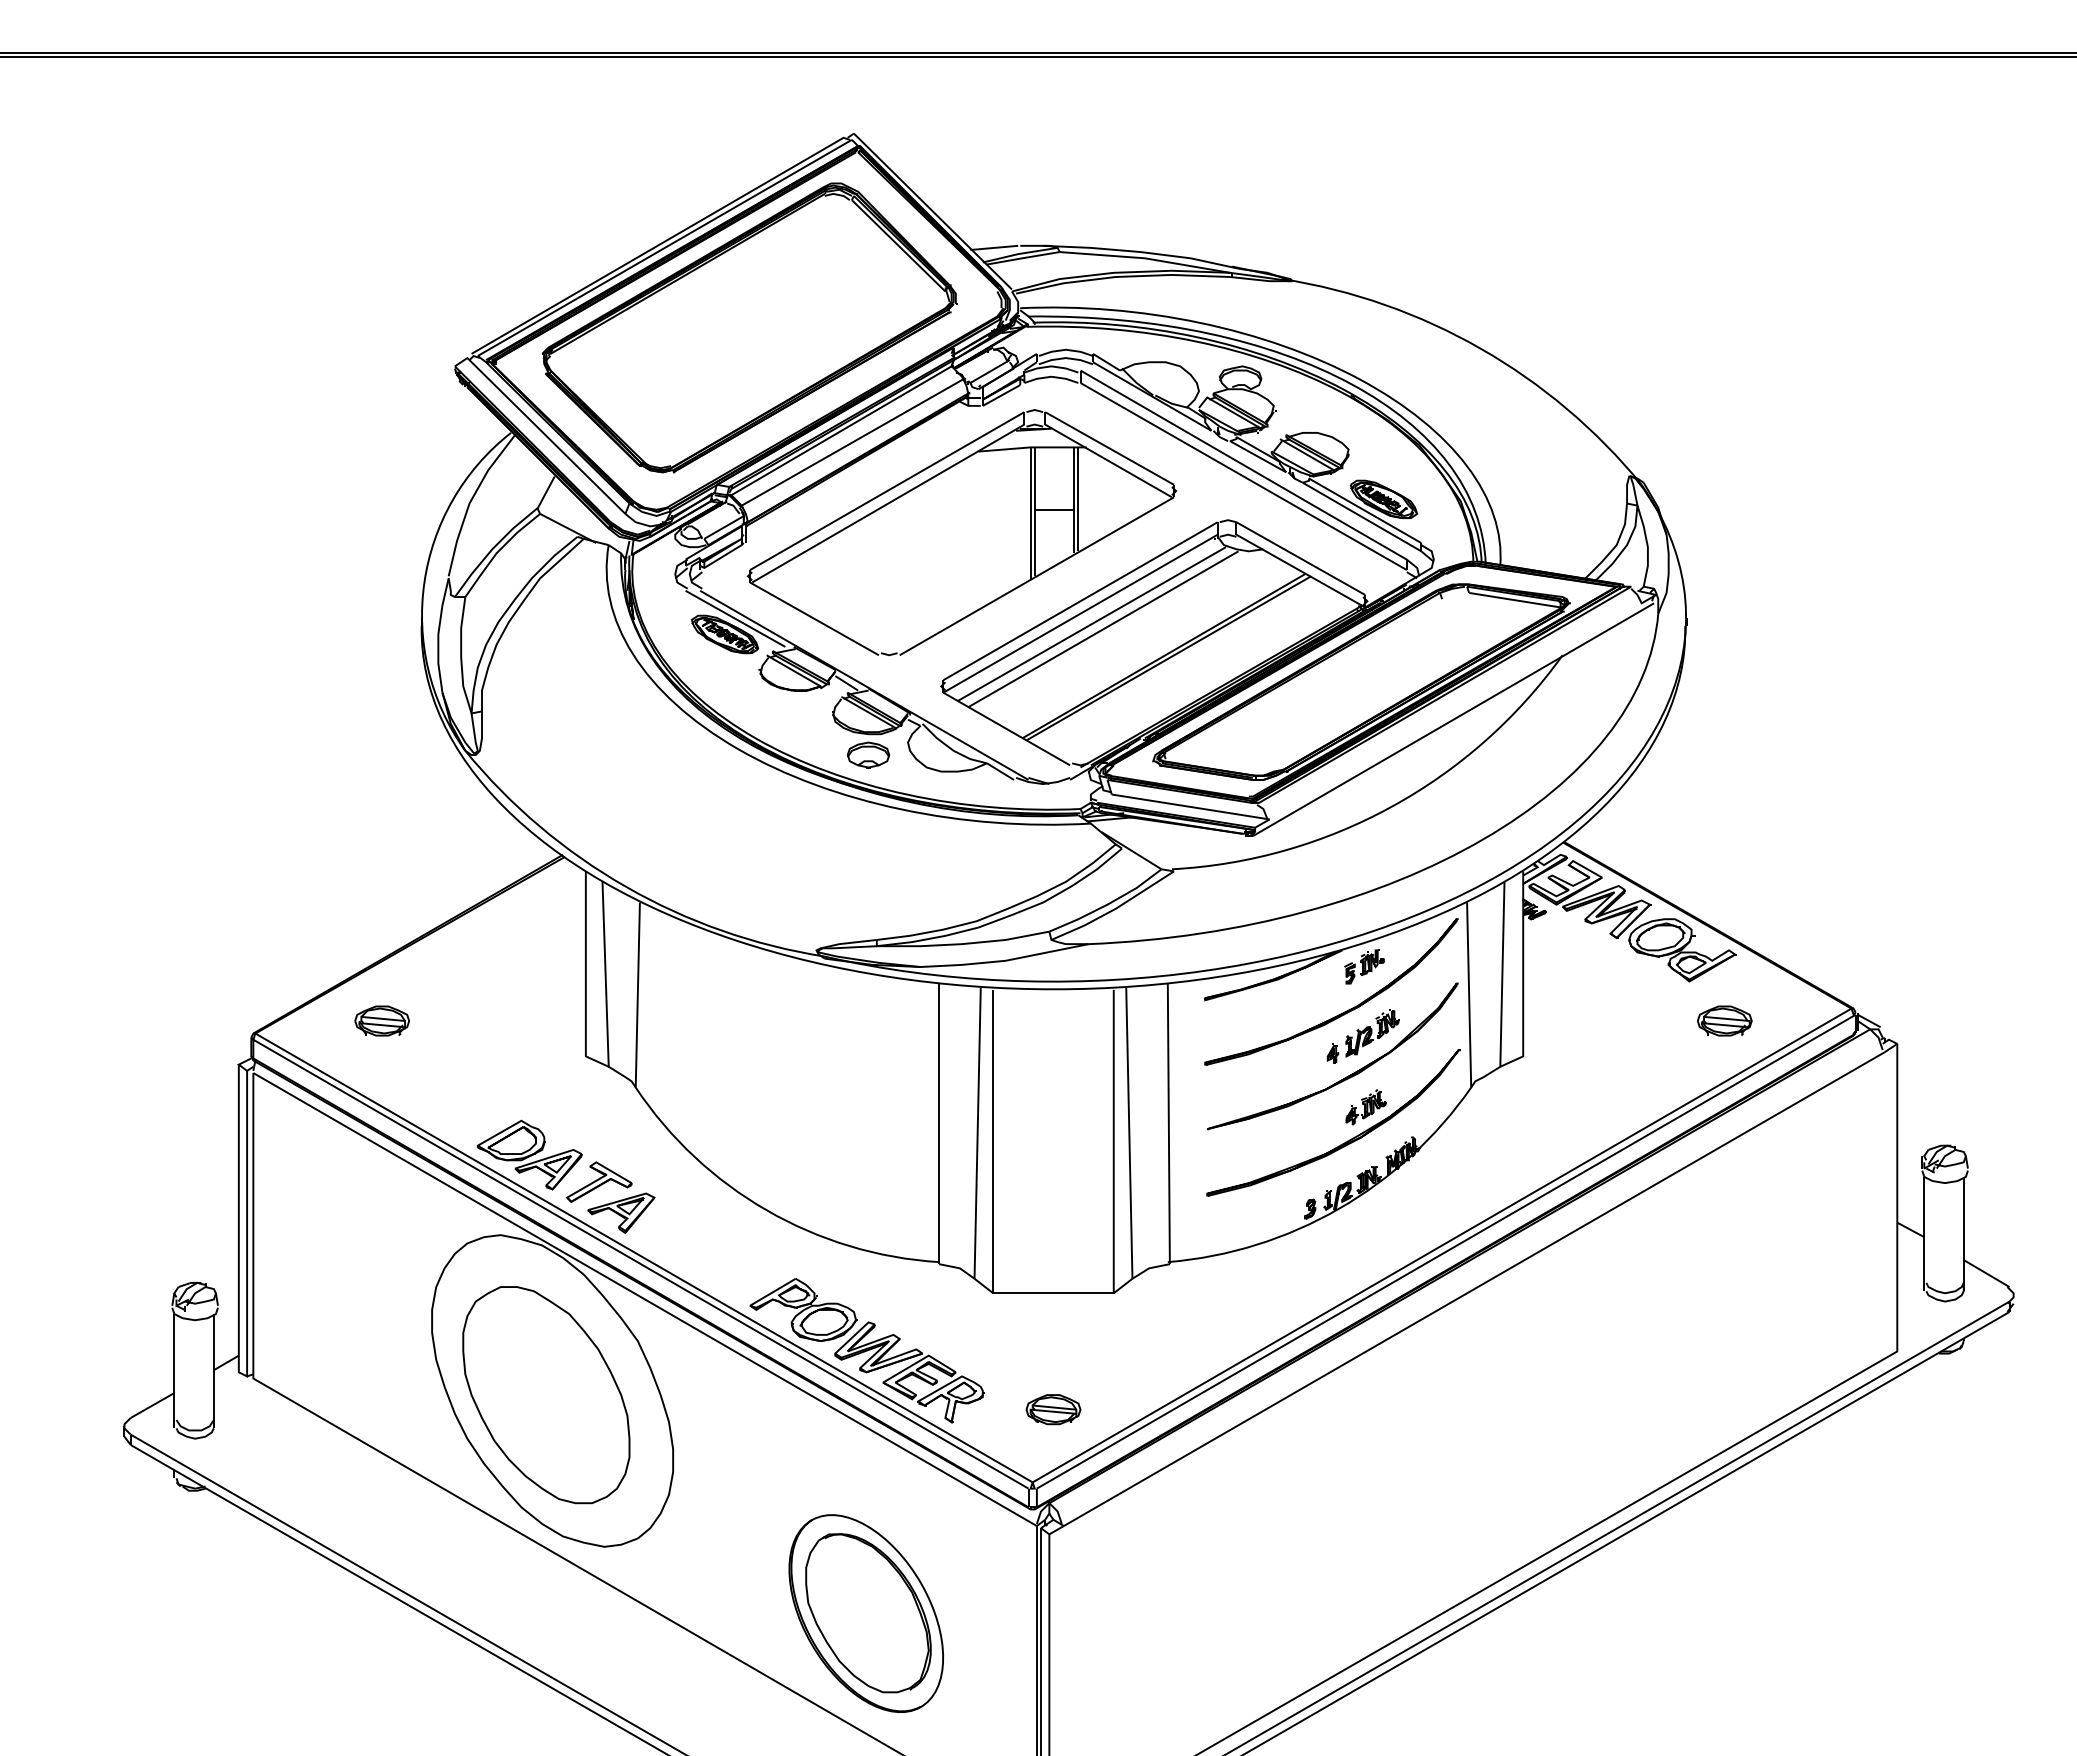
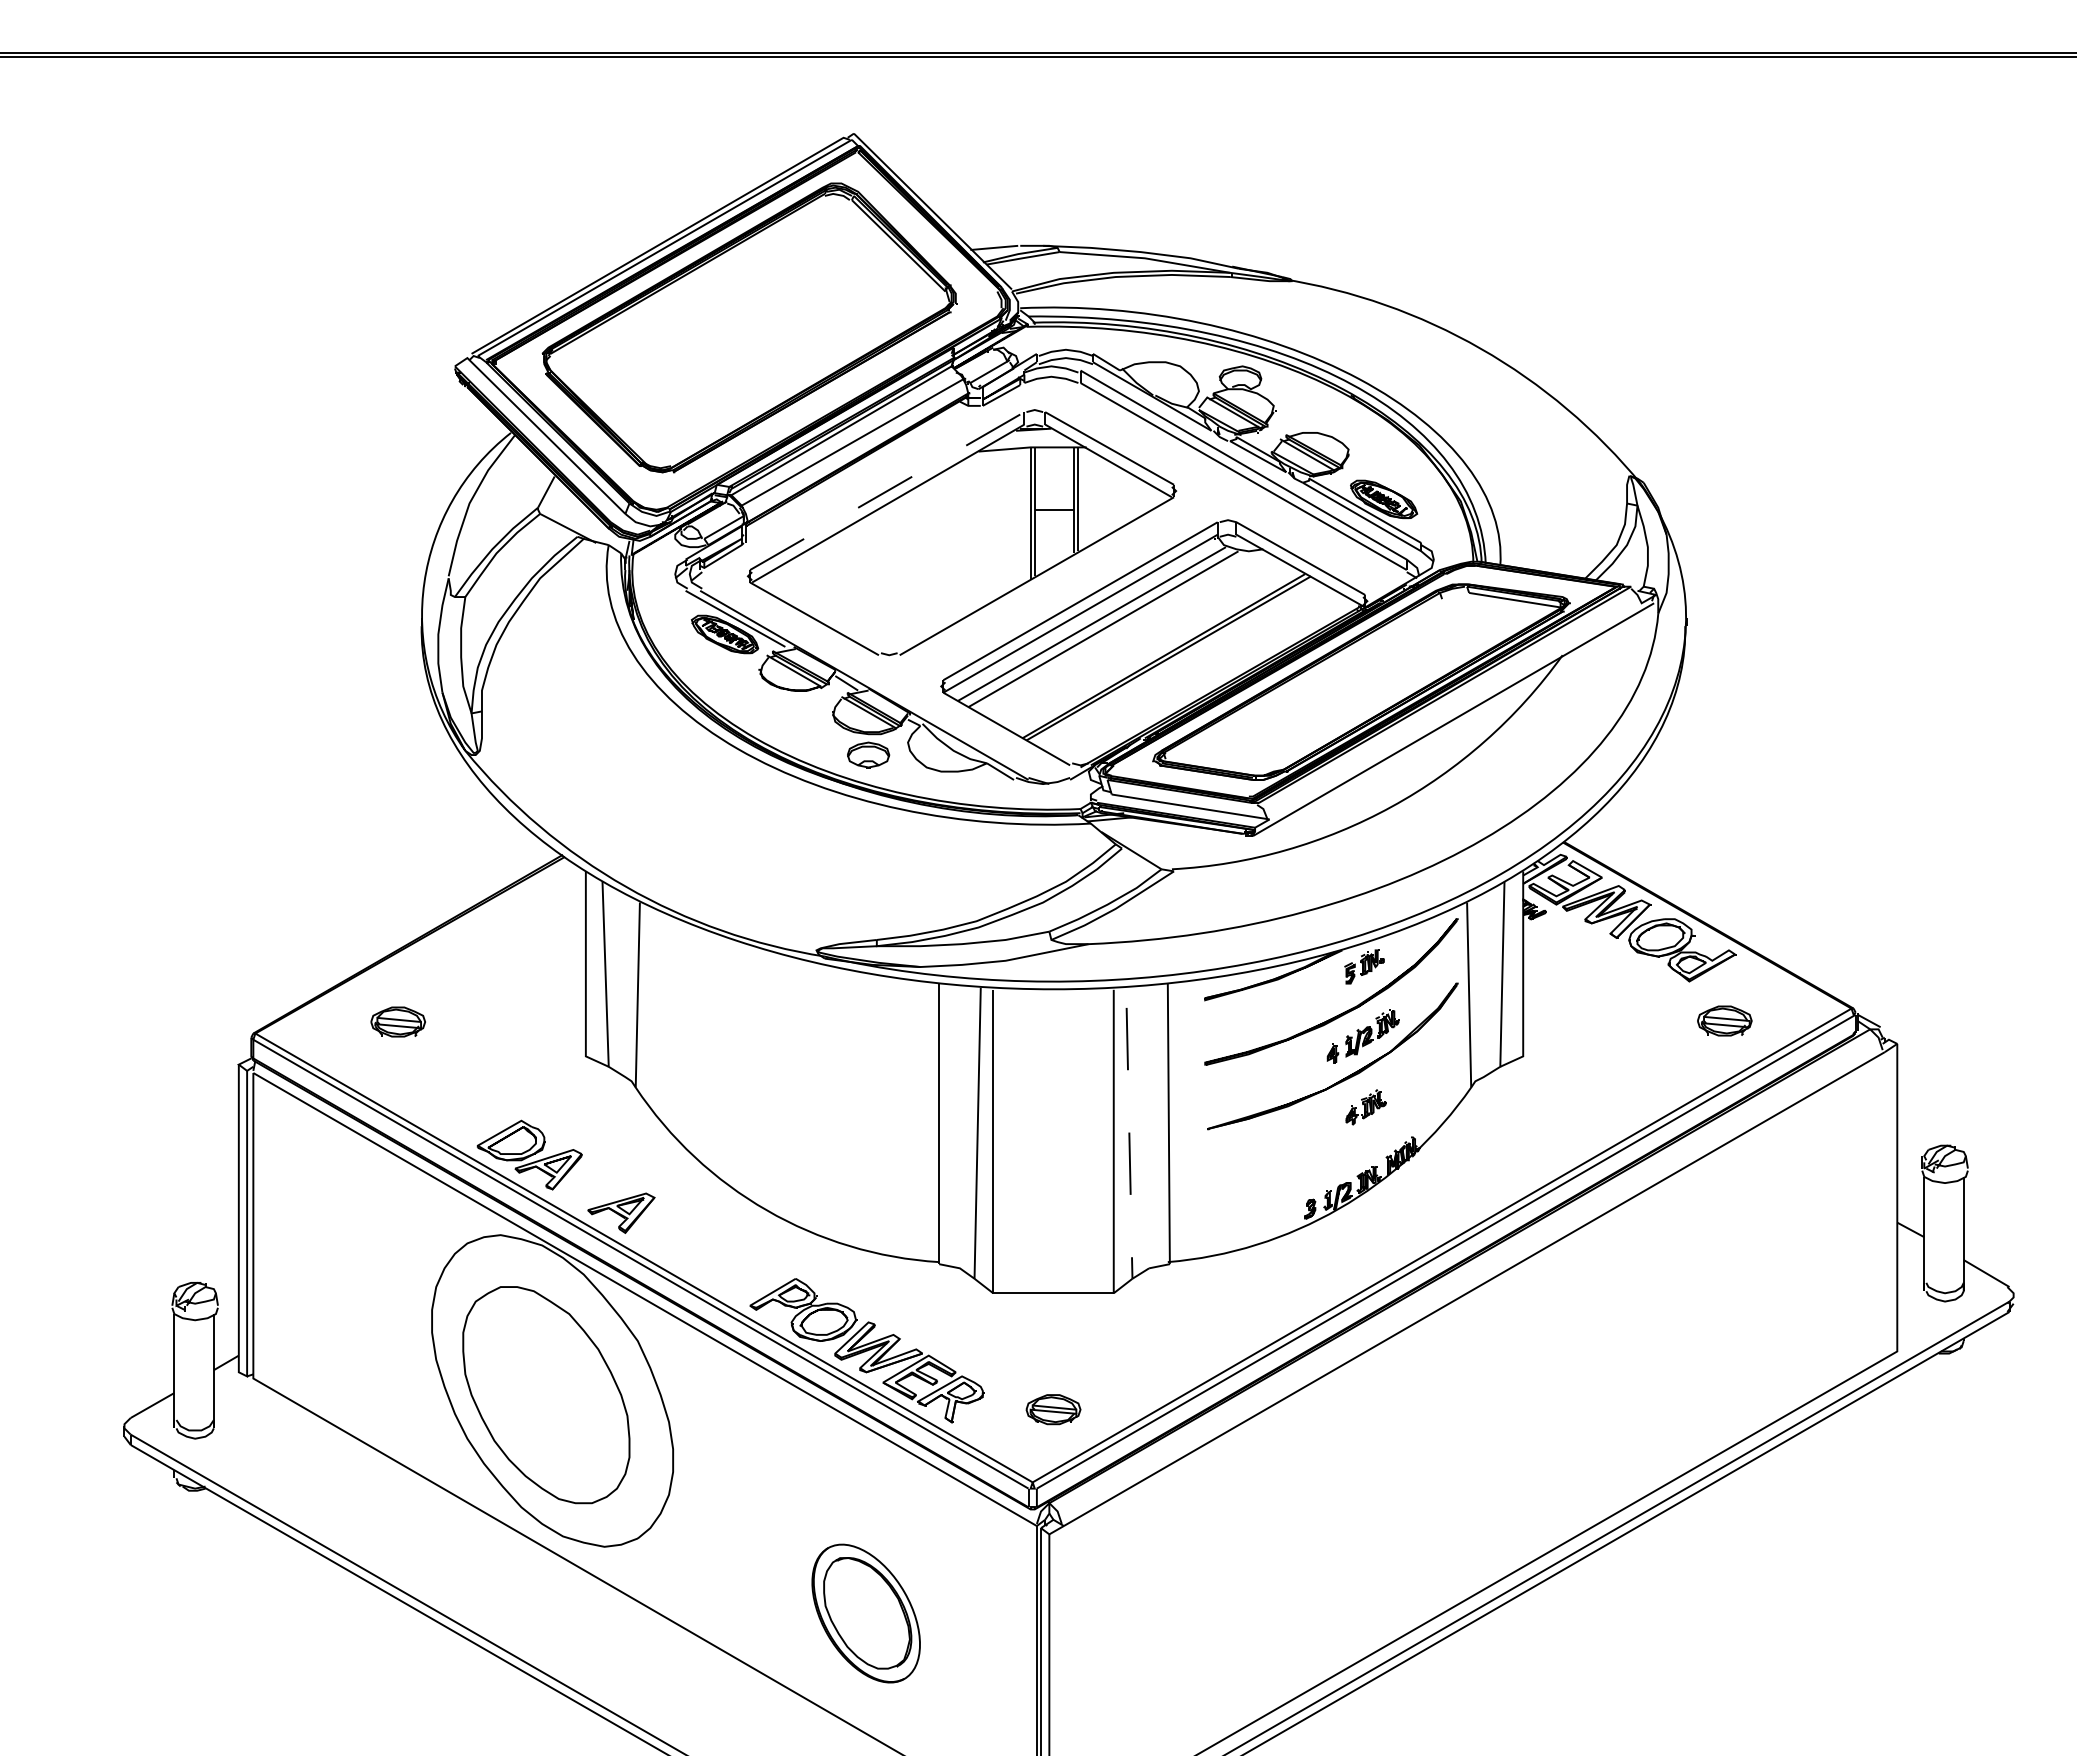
line: solid -> dashed (887, 490)
part position: (381, 1020) -> (397, 1021) (397, 1021)
part: present -> none (1345, 1141)
line: solid -> dashed (1129, 1155)
part: present -> none (598, 1181)
part size: 156x199 px -> 110x141 px (865, 1613)
